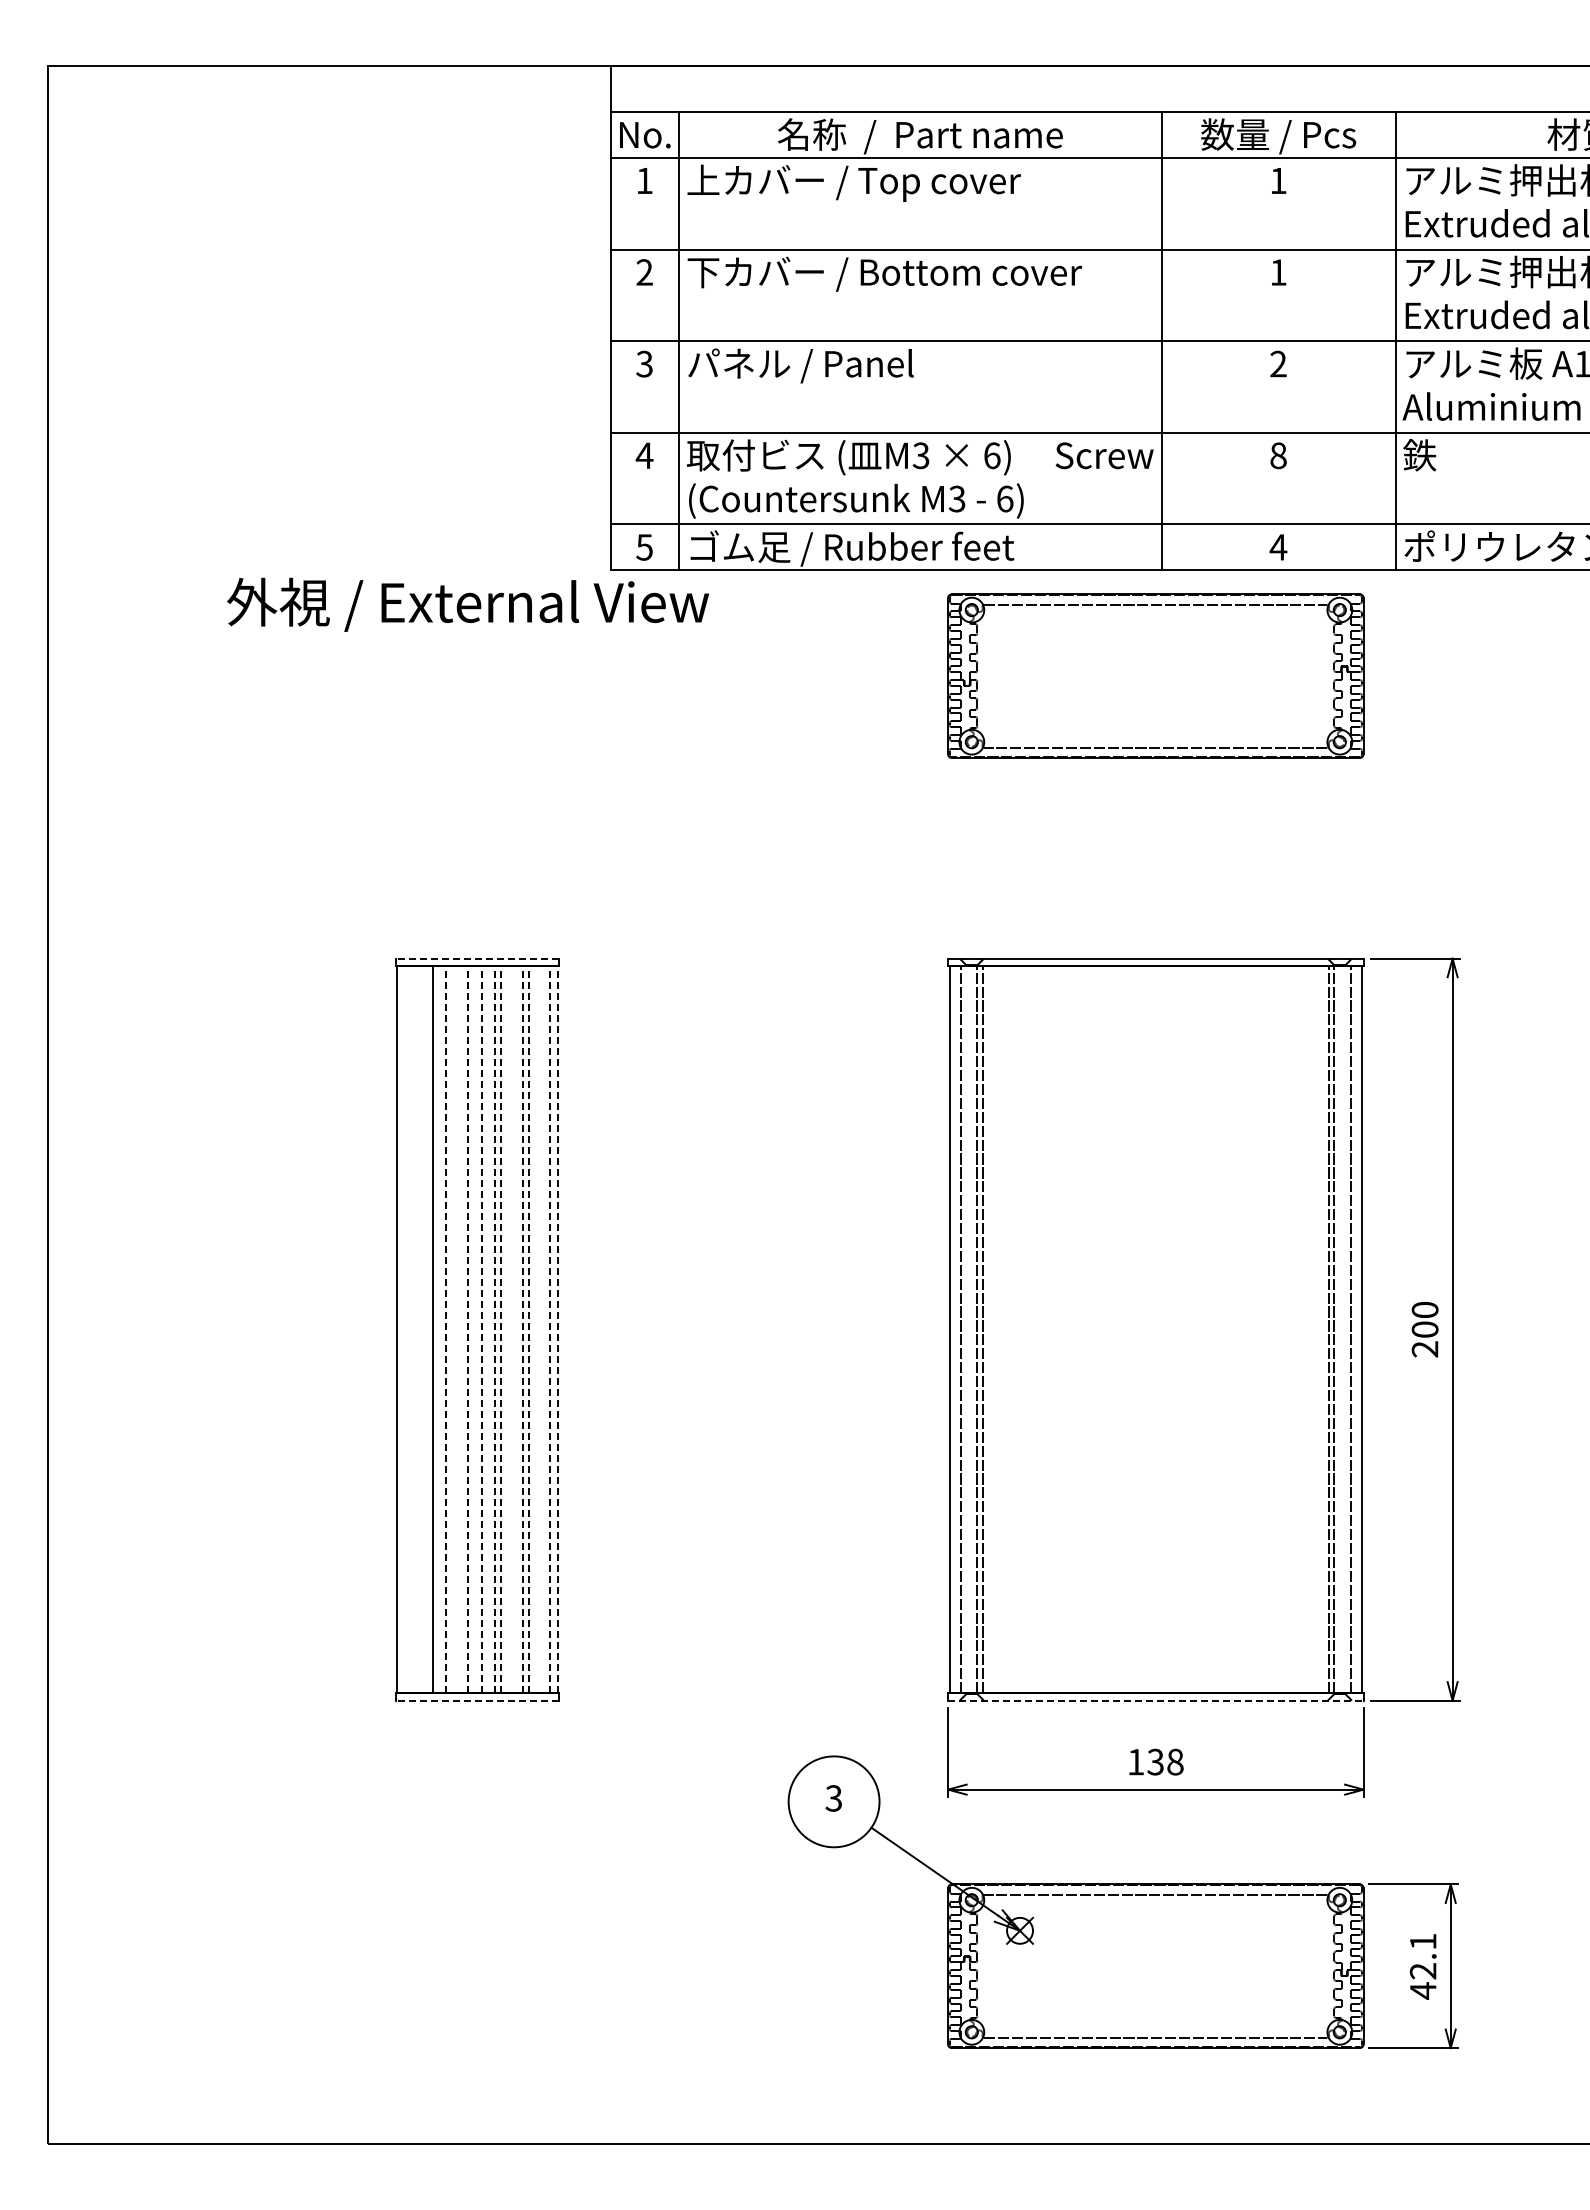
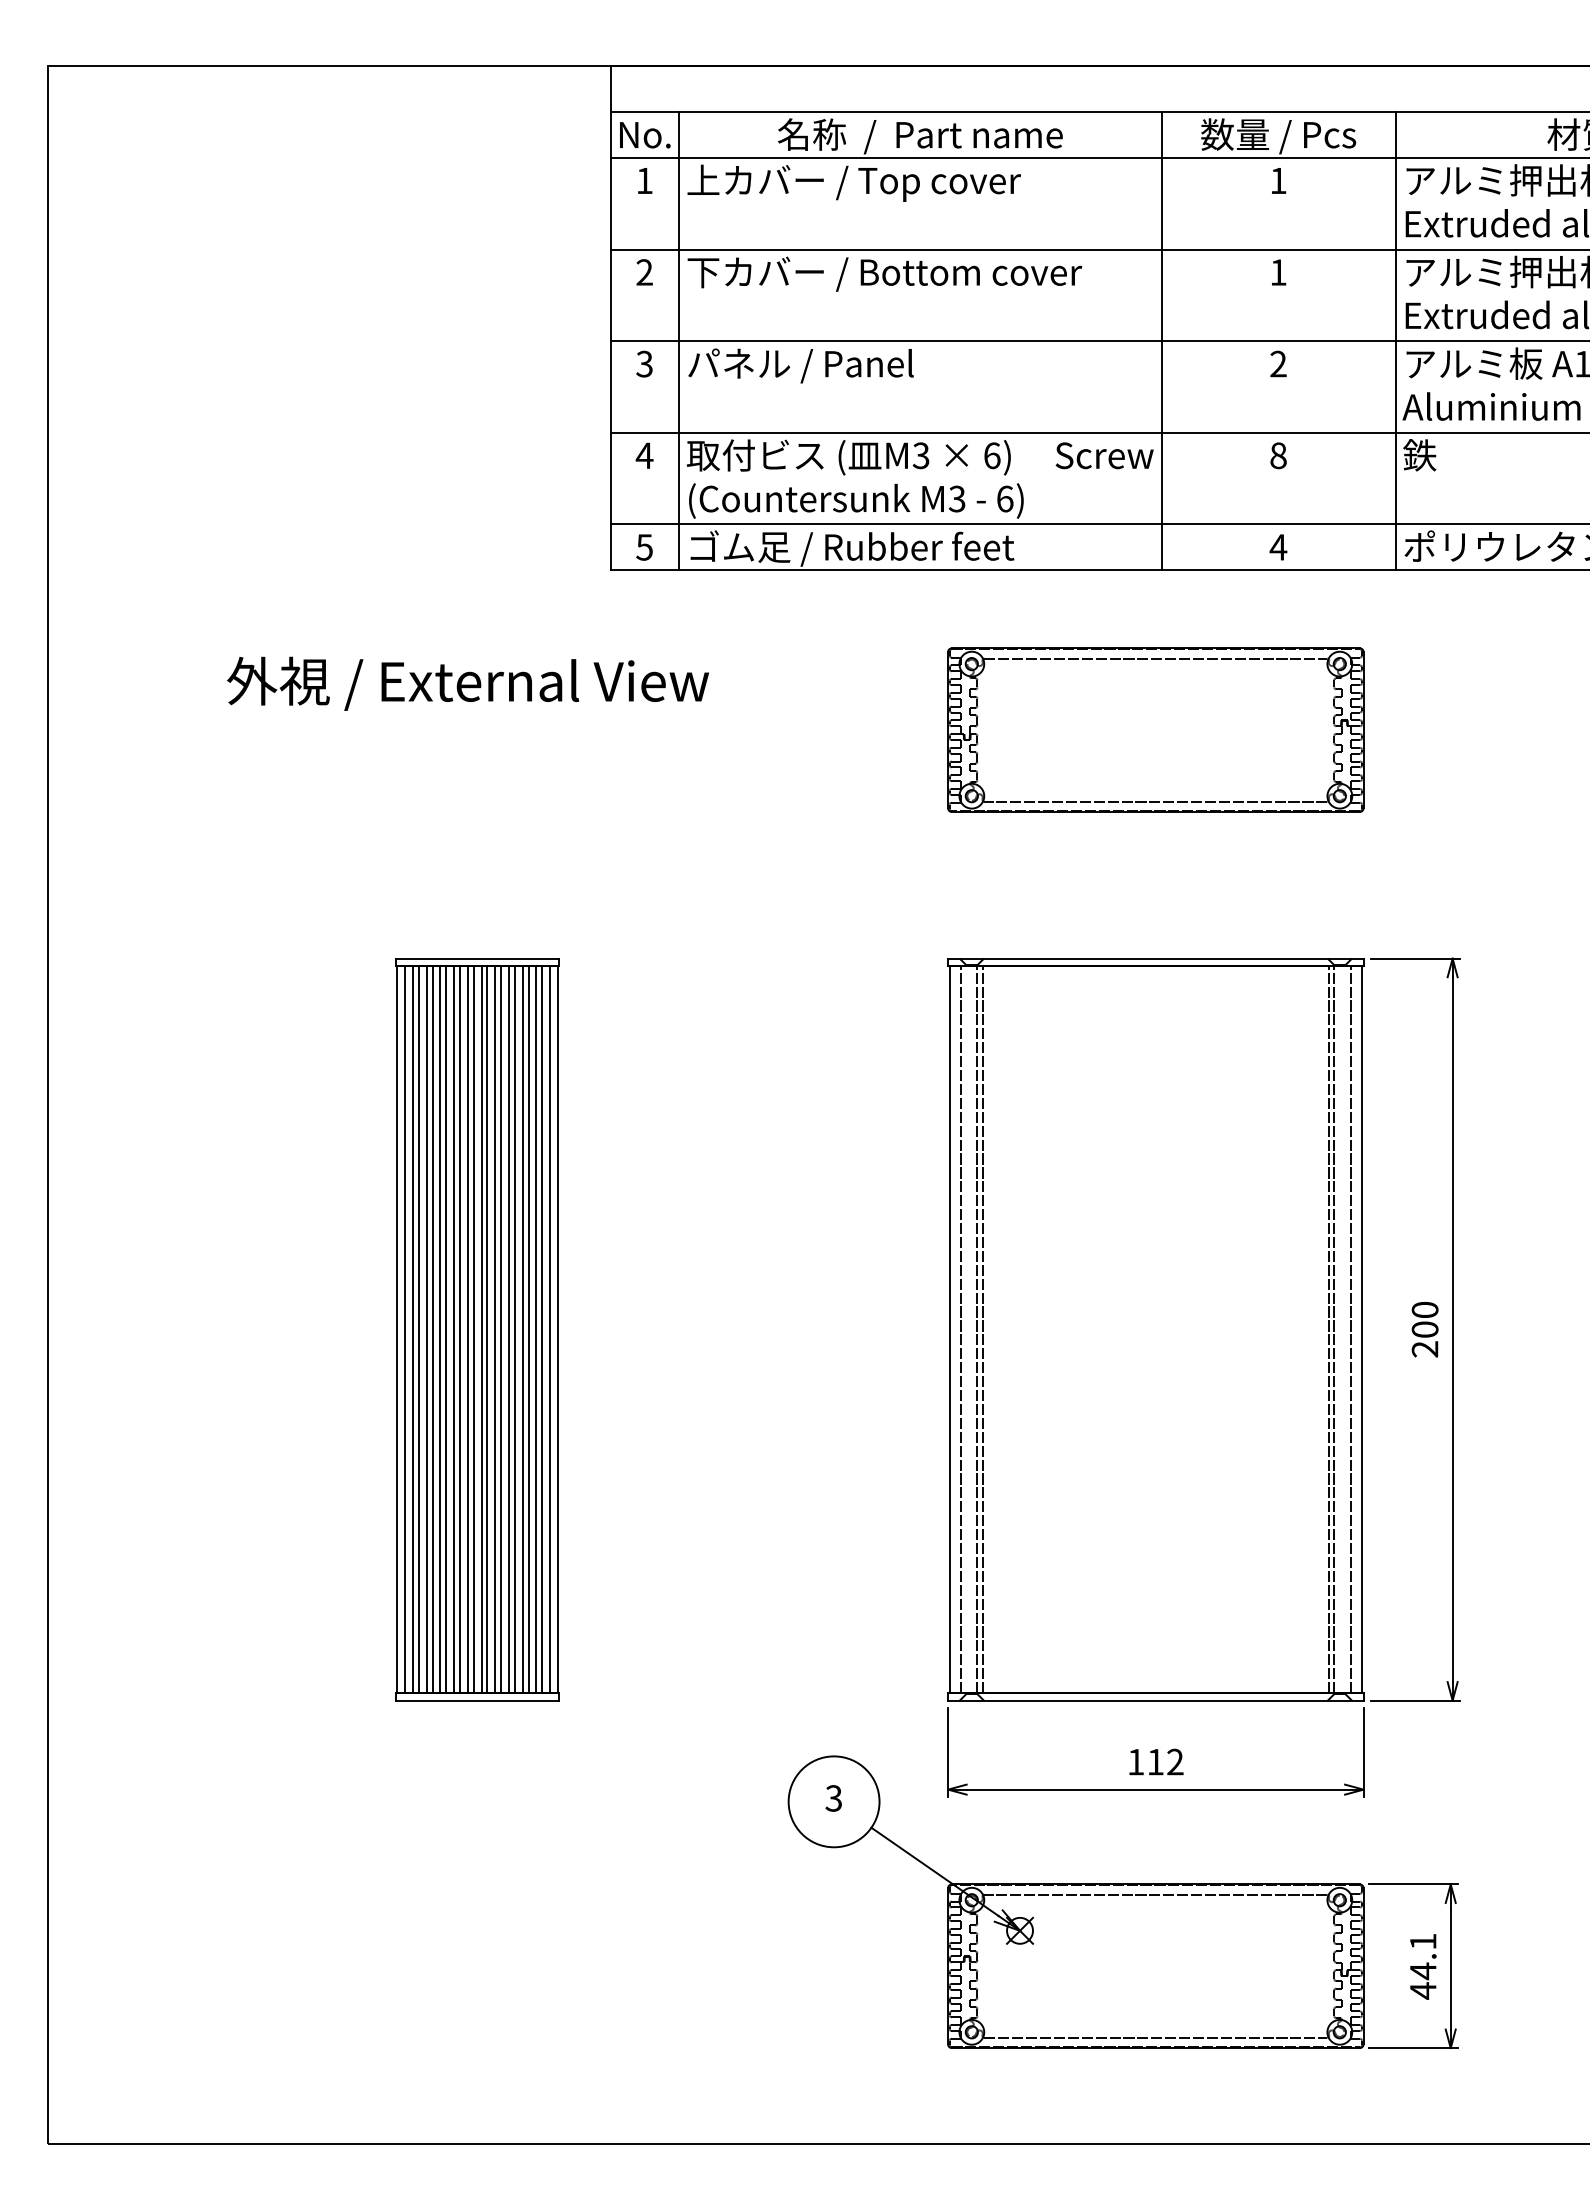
text position: (467, 604) -> (467, 683) (467, 683)
part position: (1155, 675) -> (1155, 729) (1155, 729)
line: dashed -> solid (477, 958)
line: none -> present (405, 1329)
line: none -> present (412, 1329)
line: none -> present (418, 1329)
line: none -> present (426, 1329)
line: none -> present (440, 1329)
line: dashed -> solid (446, 1329)
line: none -> present (454, 1329)
line: none -> present (459, 1329)
line: dashed -> solid (467, 1329)
line: none -> present (473, 1329)
line: dashed -> solid (481, 1329)
line: none -> present (487, 1329)
line: dashed -> solid (495, 1329)
line: dashed -> solid (501, 1329)
line: none -> present (508, 1329)
line: none -> present (514, 1329)
line: dashed -> solid (522, 1329)
line: dashed -> solid (528, 1329)
line: none -> present (536, 1329)
line: none -> present (542, 1329)
line: dashed -> solid (550, 1329)
line: dashed -> solid (558, 1329)
line: dashed -> solid (477, 1700)
line: dashed -> solid (1155, 1700)
text: 138 -> 112 (1165, 1761)
text: 42.1 -> 44.1 (1422, 1971)
